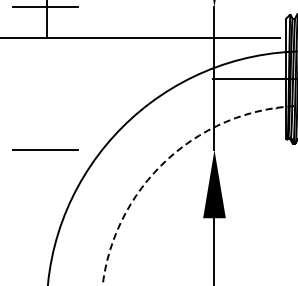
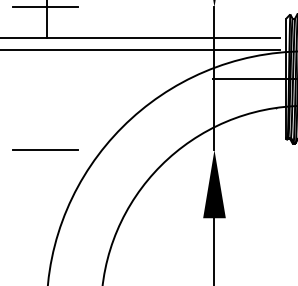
line: none -> present (141, 49)
arc: dashed -> solid (167, 159)
